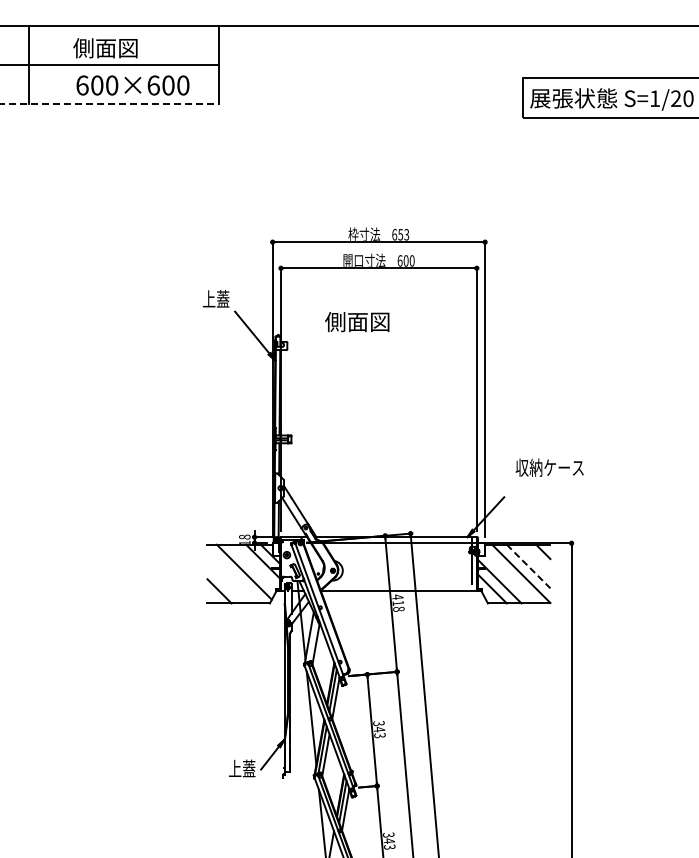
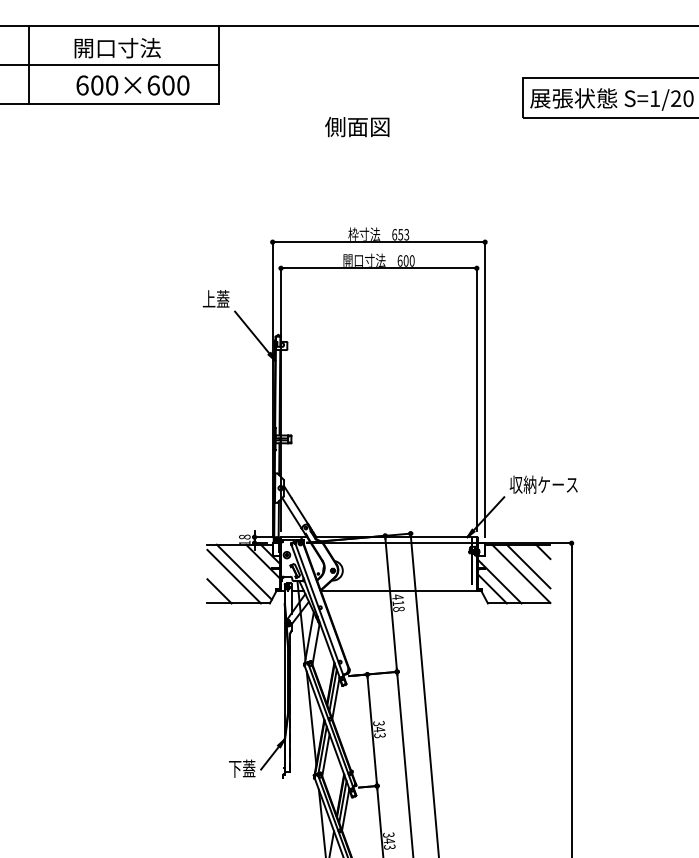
text: 側面図 -> 開口寸法 (116, 48)
line: dashed -> solid (109, 104)
text position: (357, 322) -> (357, 127) (357, 127)
text position: (549, 467) -> (543, 484) (543, 484)
line: dashed -> solid (528, 566)
line: none -> present (233, 576)
text: 上蓋 -> 下蓋 (234, 768)
